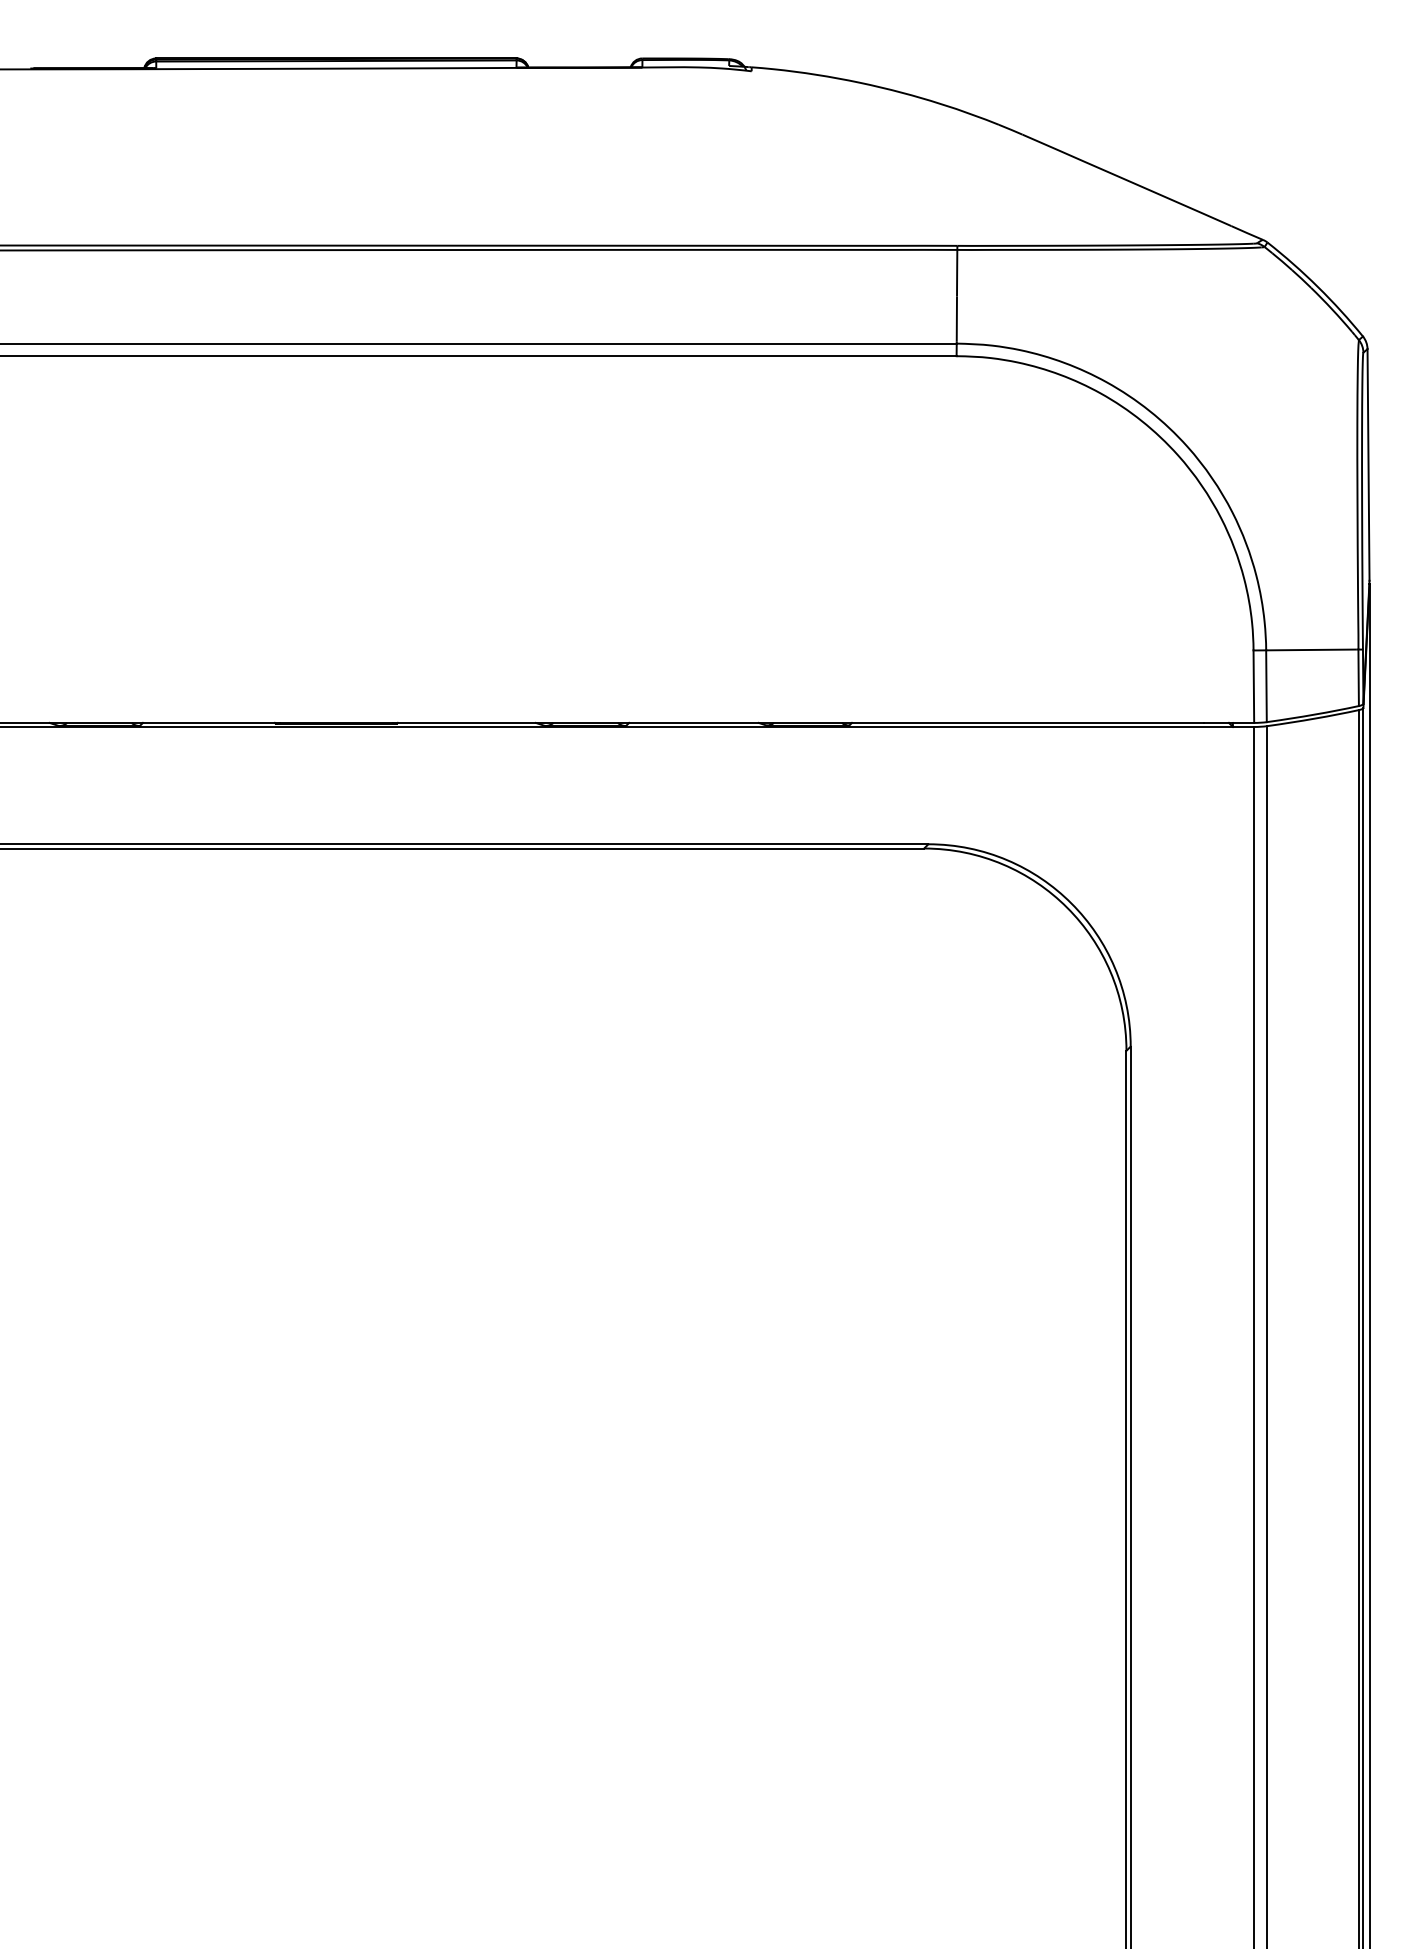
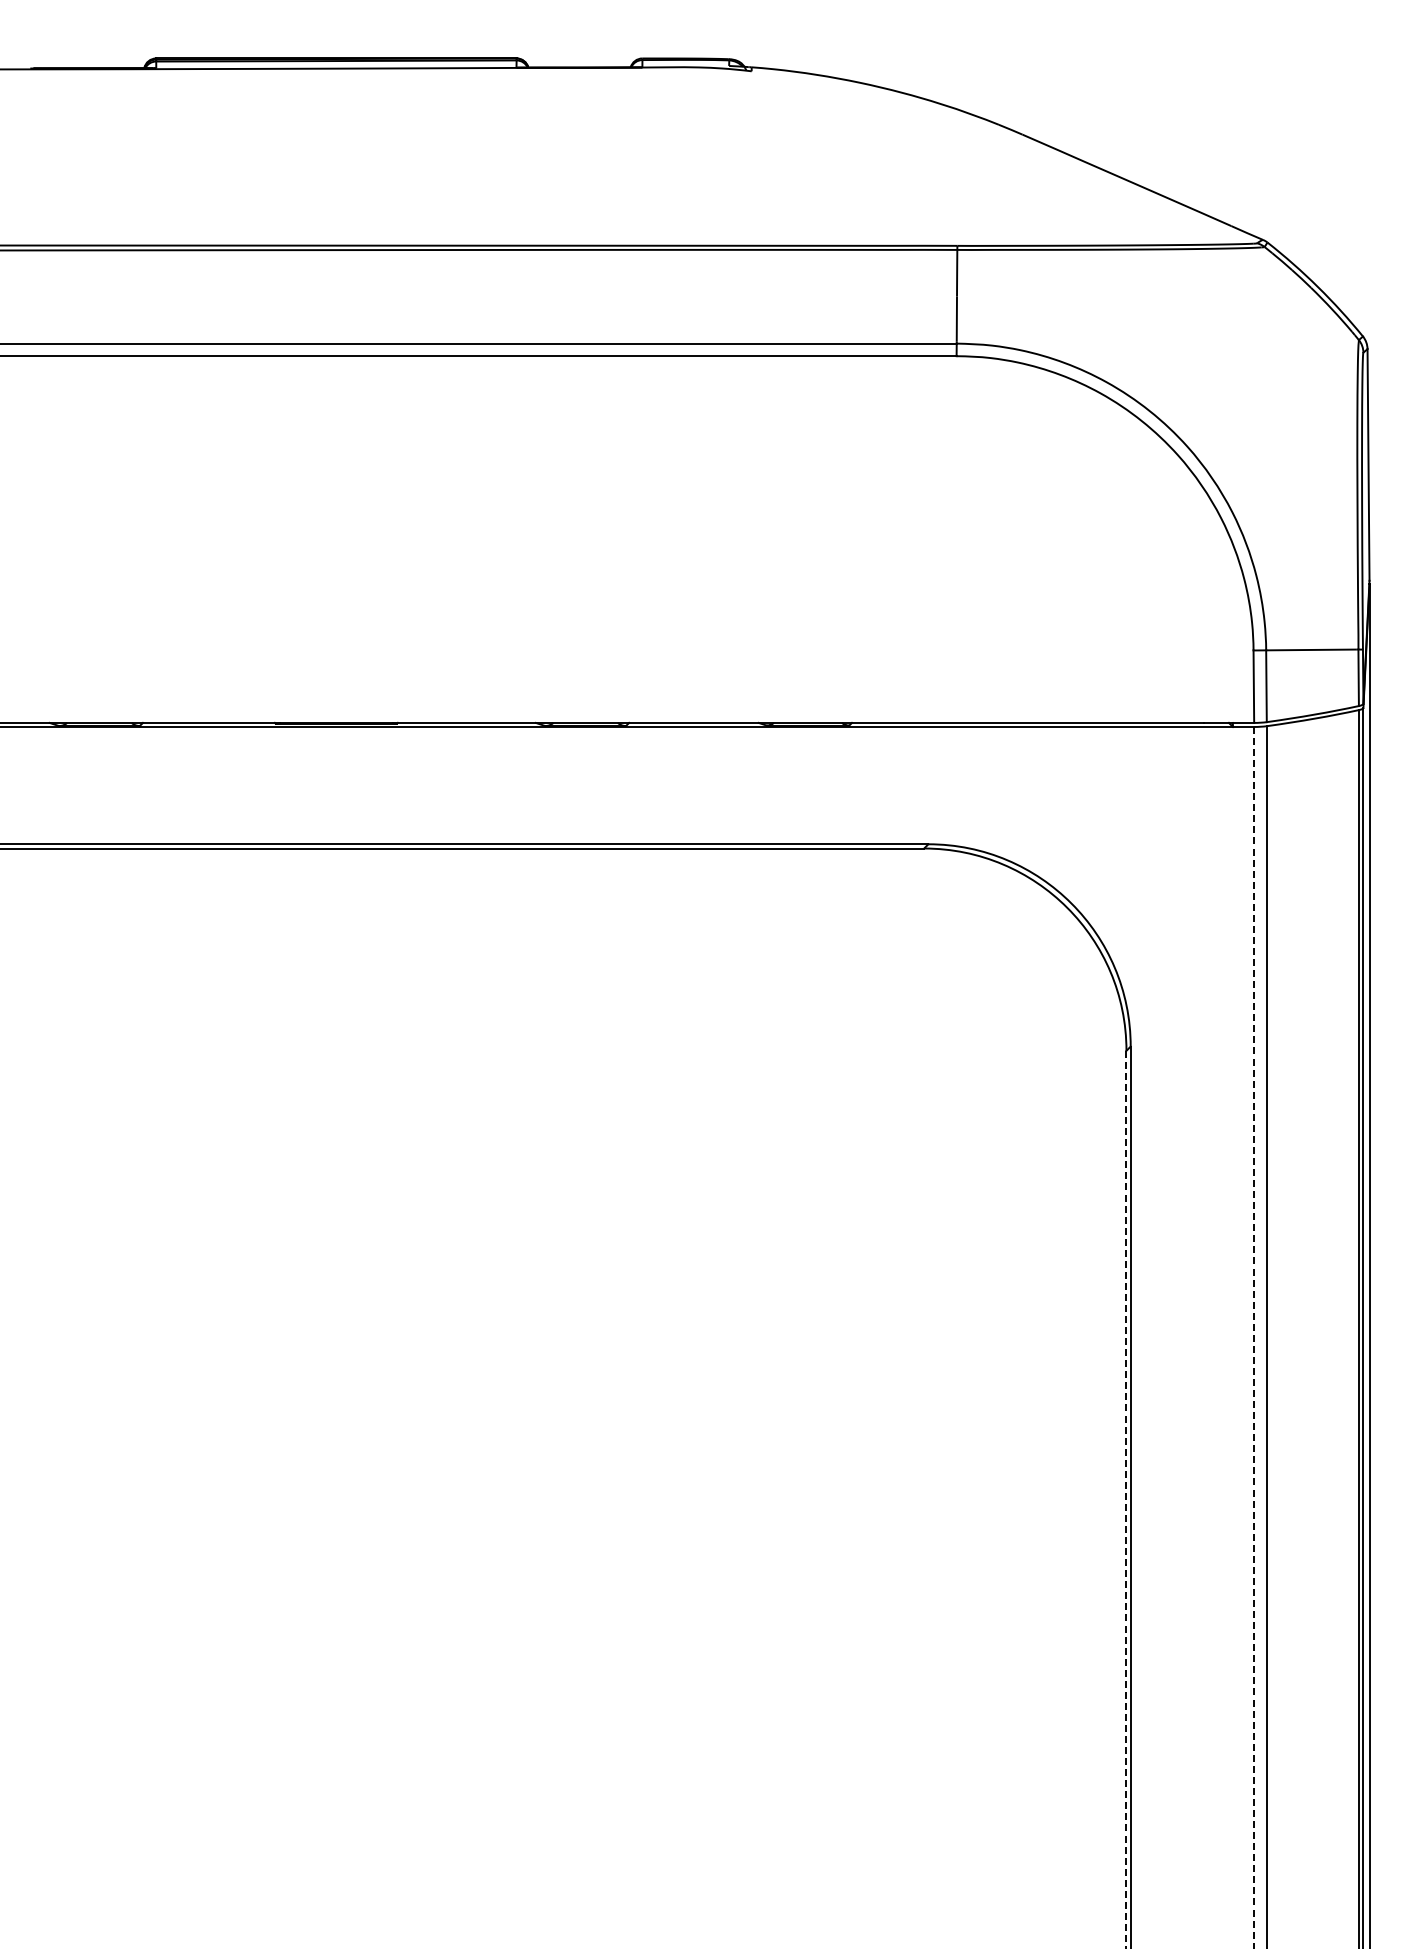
line: solid -> dashed (1254, 1338)
line: solid -> dashed (1126, 1499)
